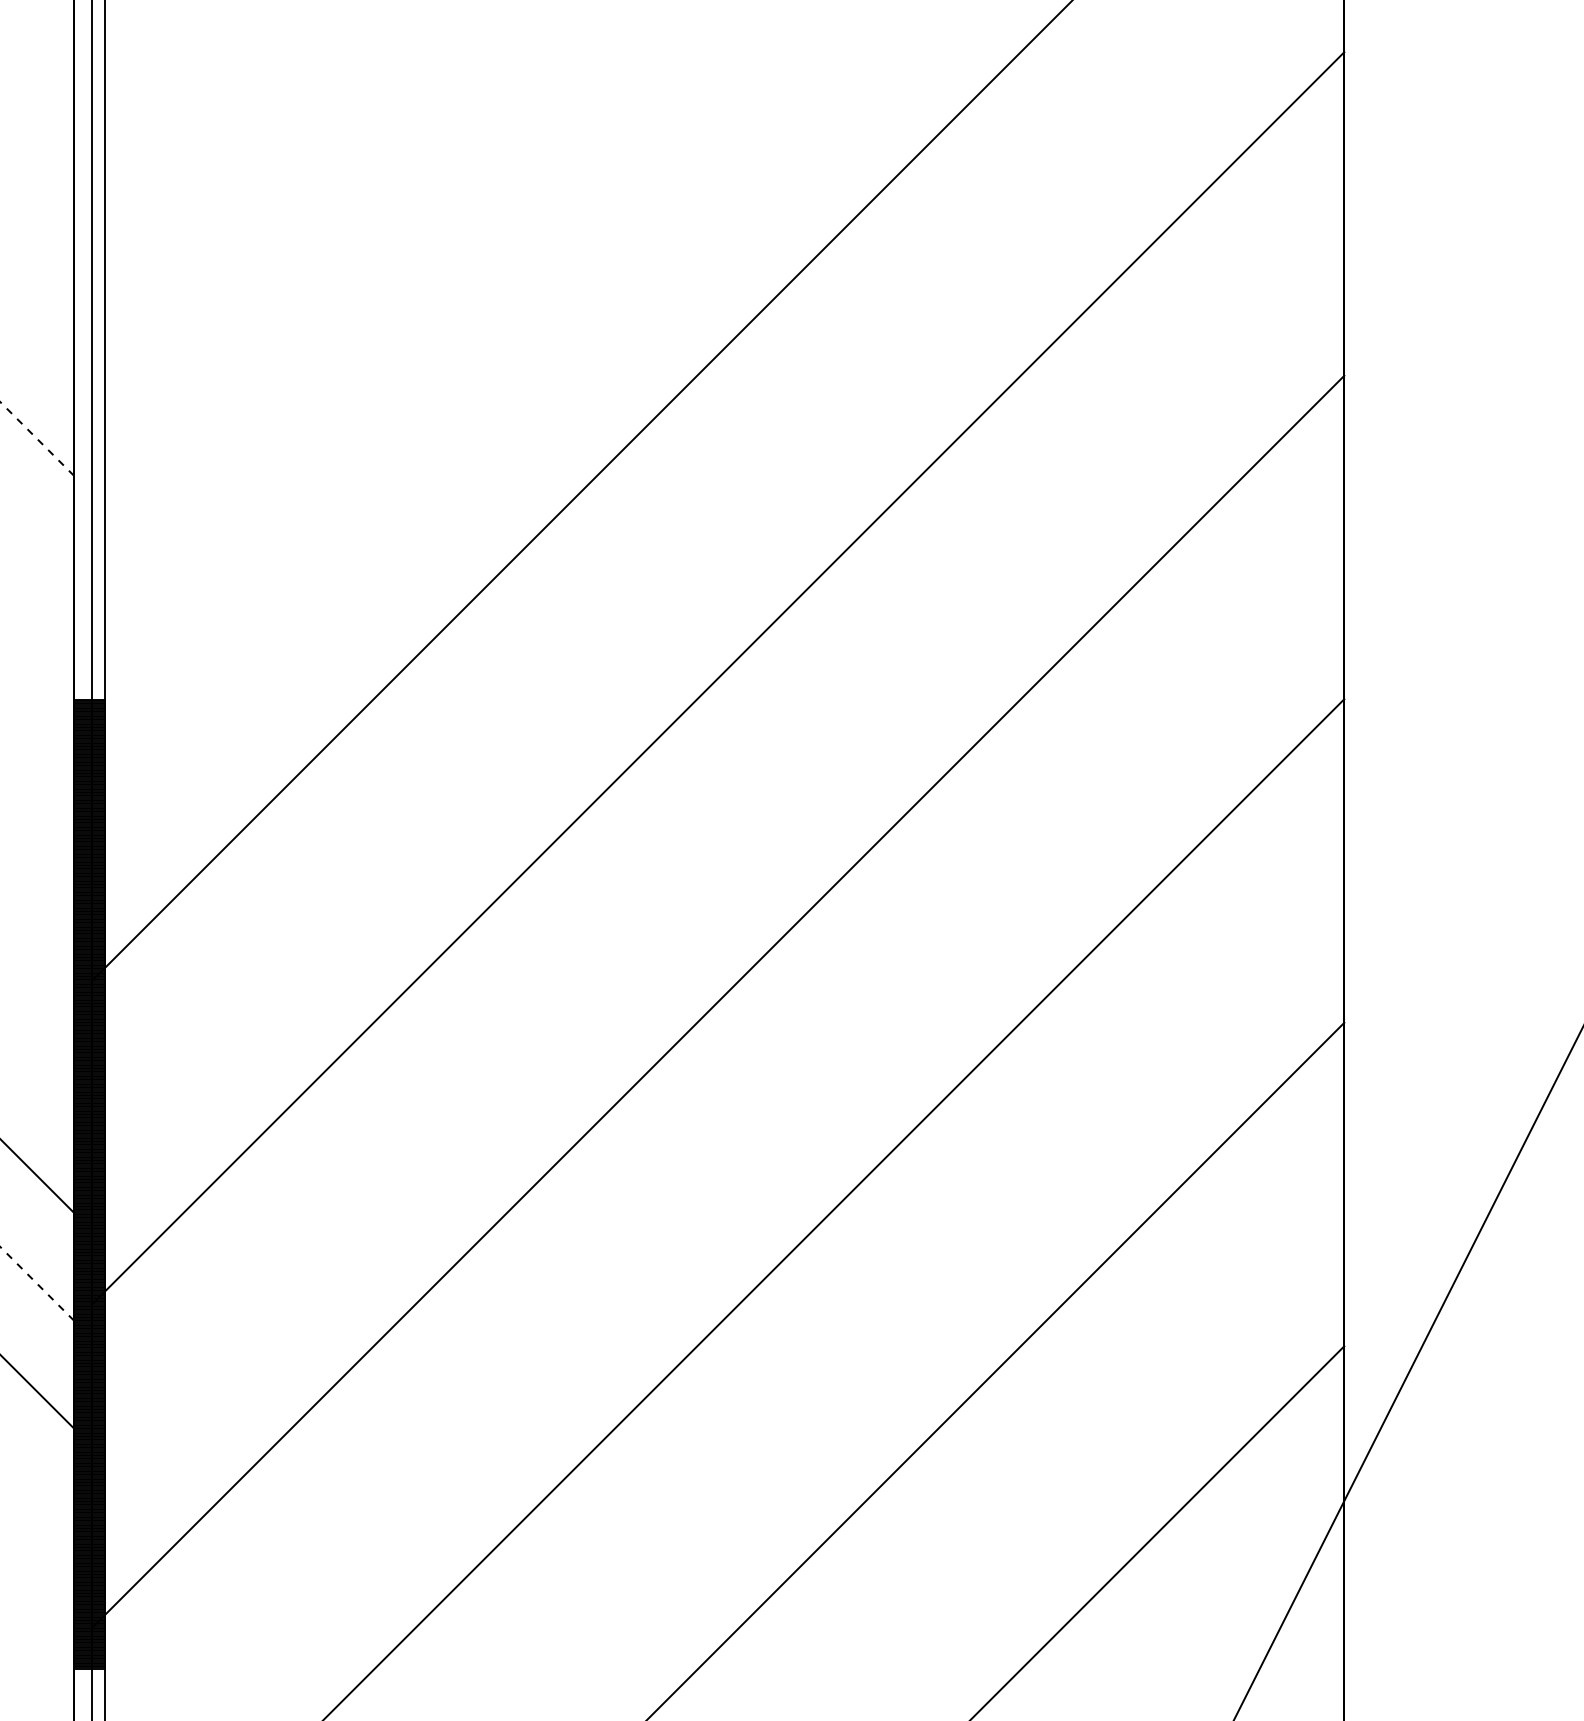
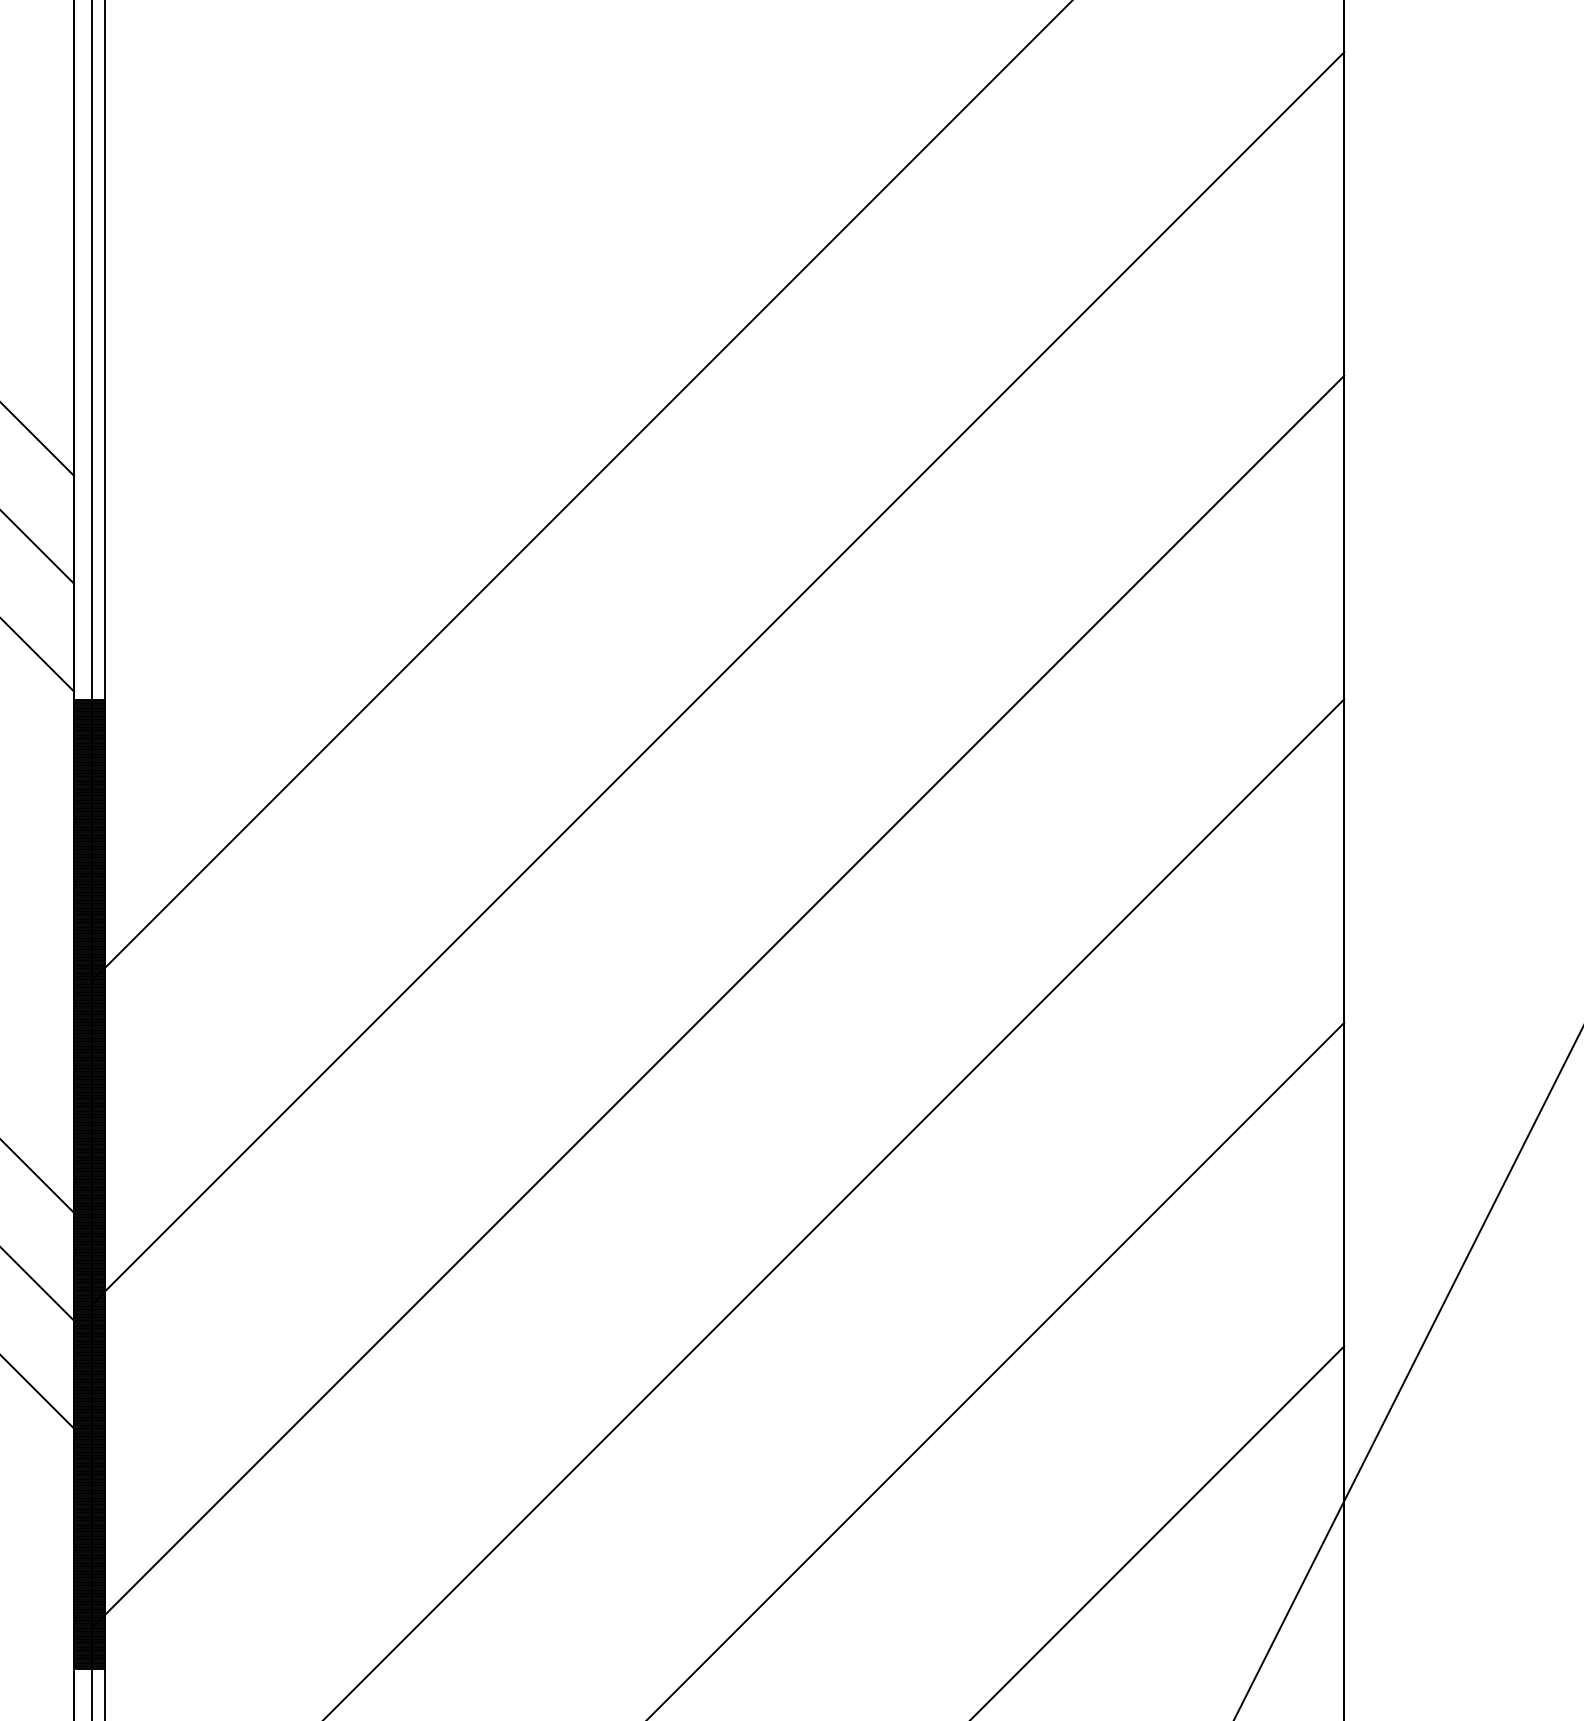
line: dashed -> solid (37, 439)
line: none -> present (38, 547)
line: none -> present (38, 655)
line: dashed -> solid (37, 1284)
